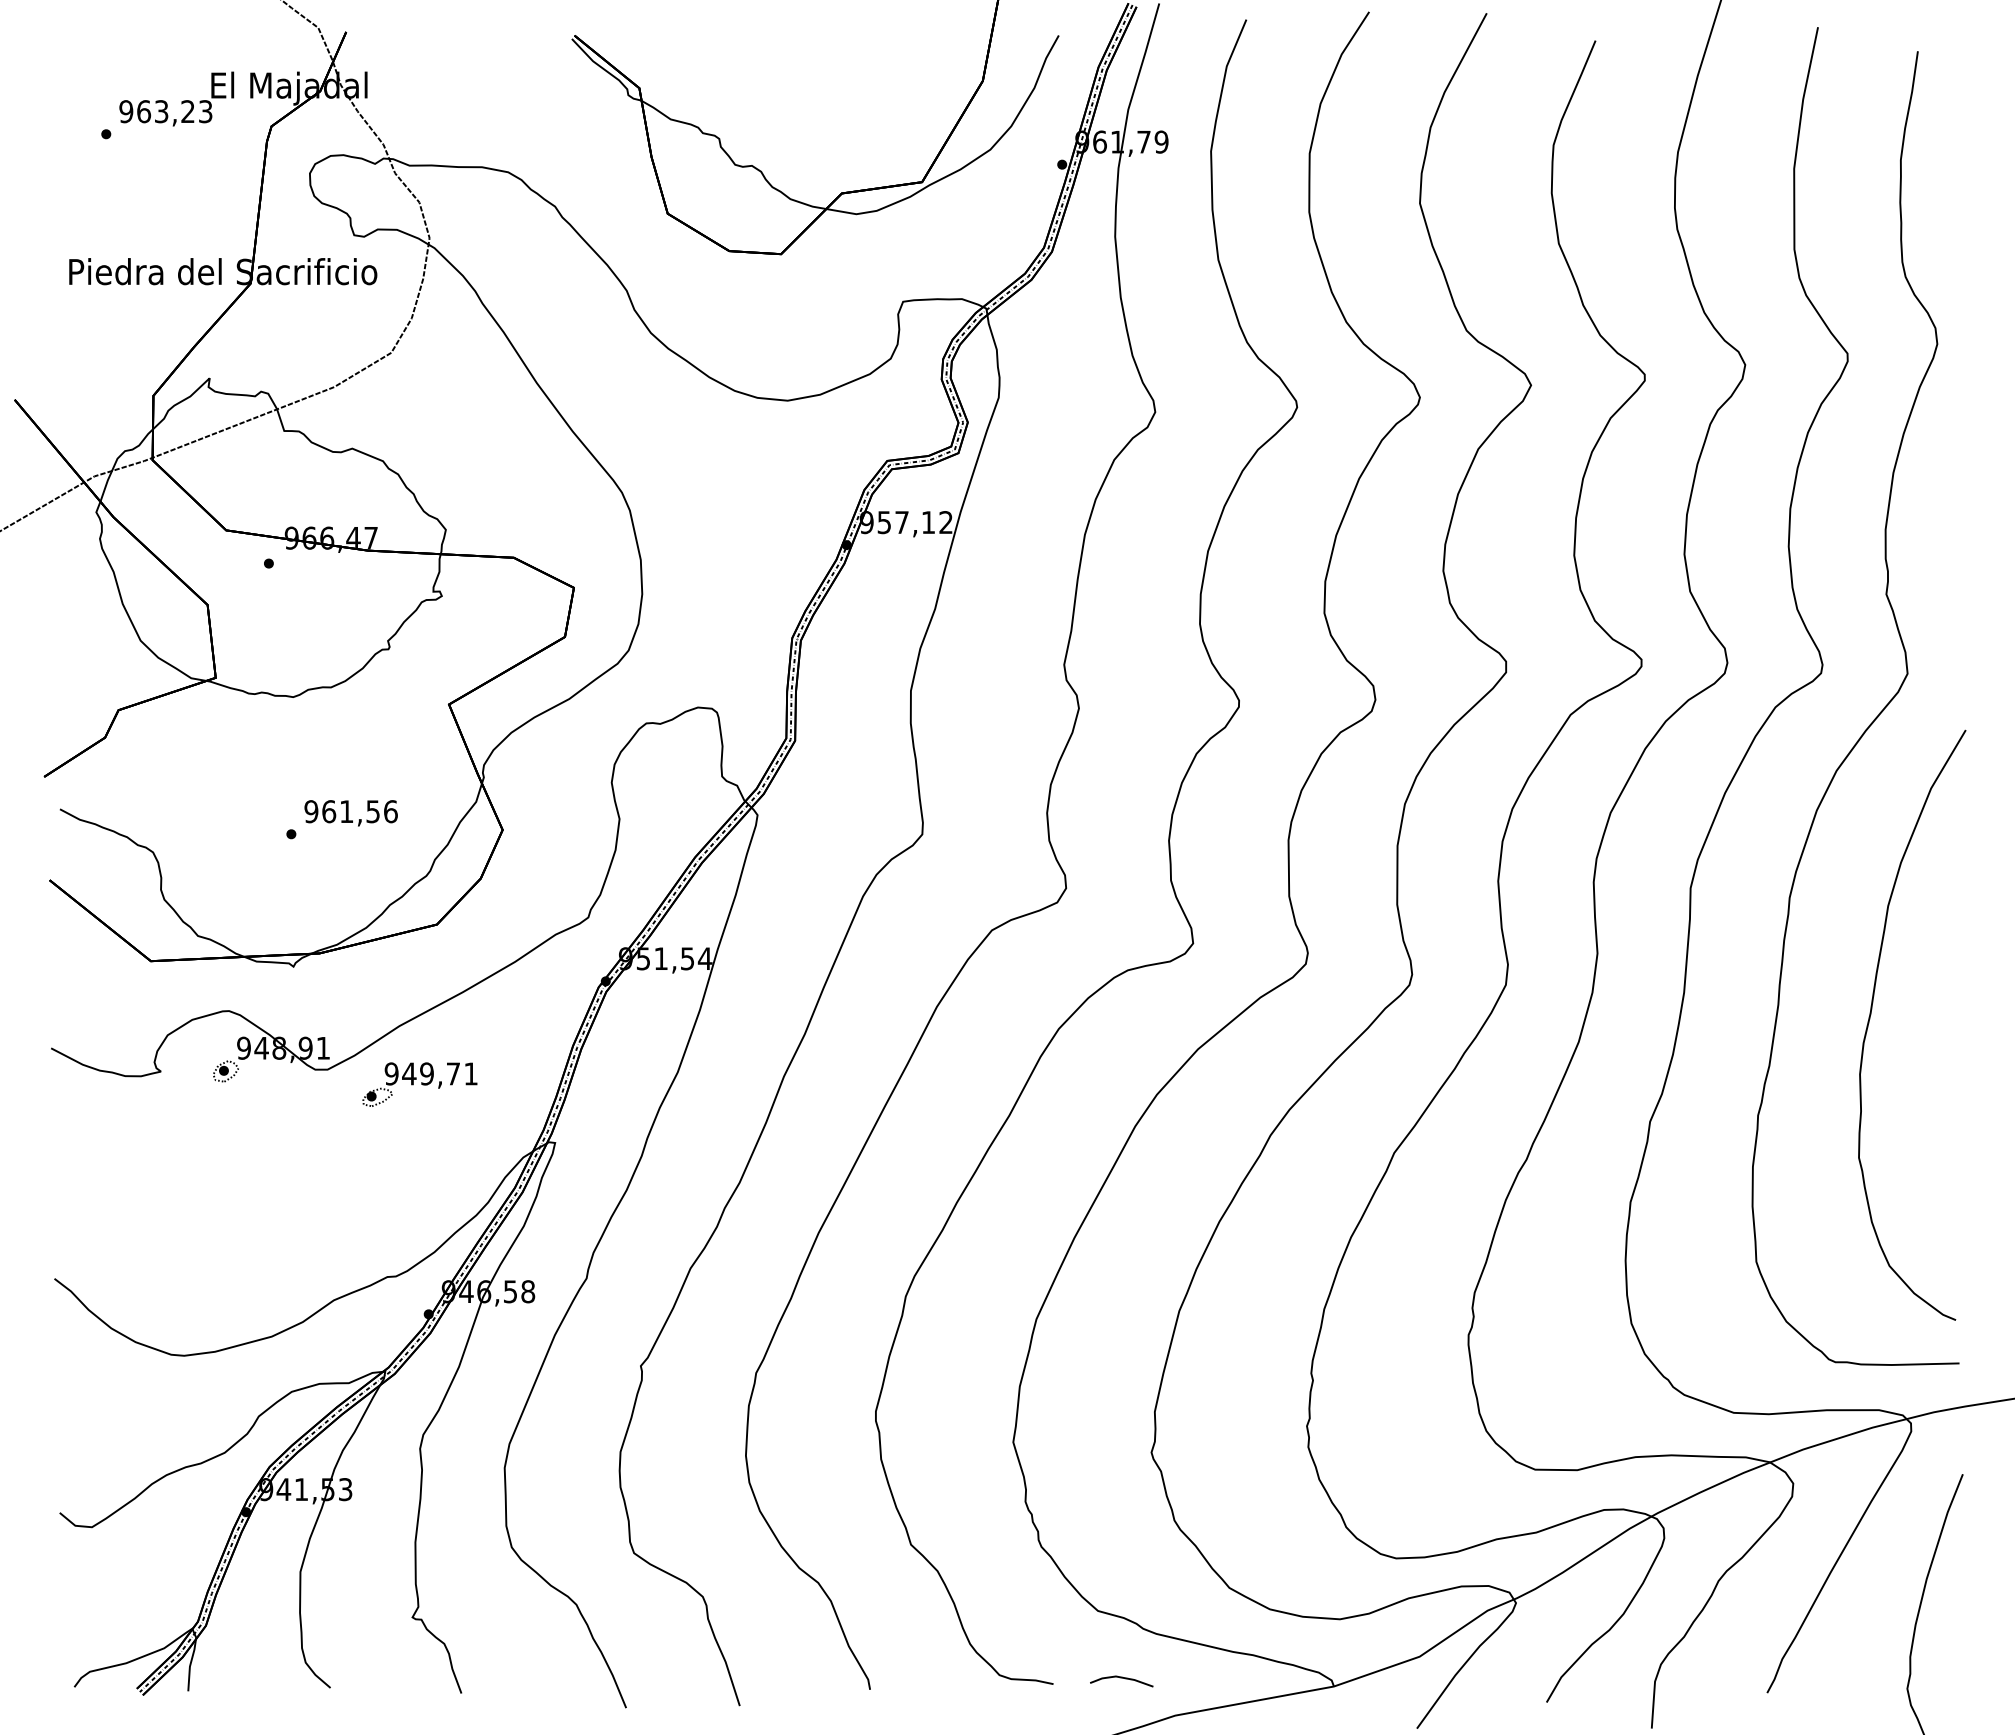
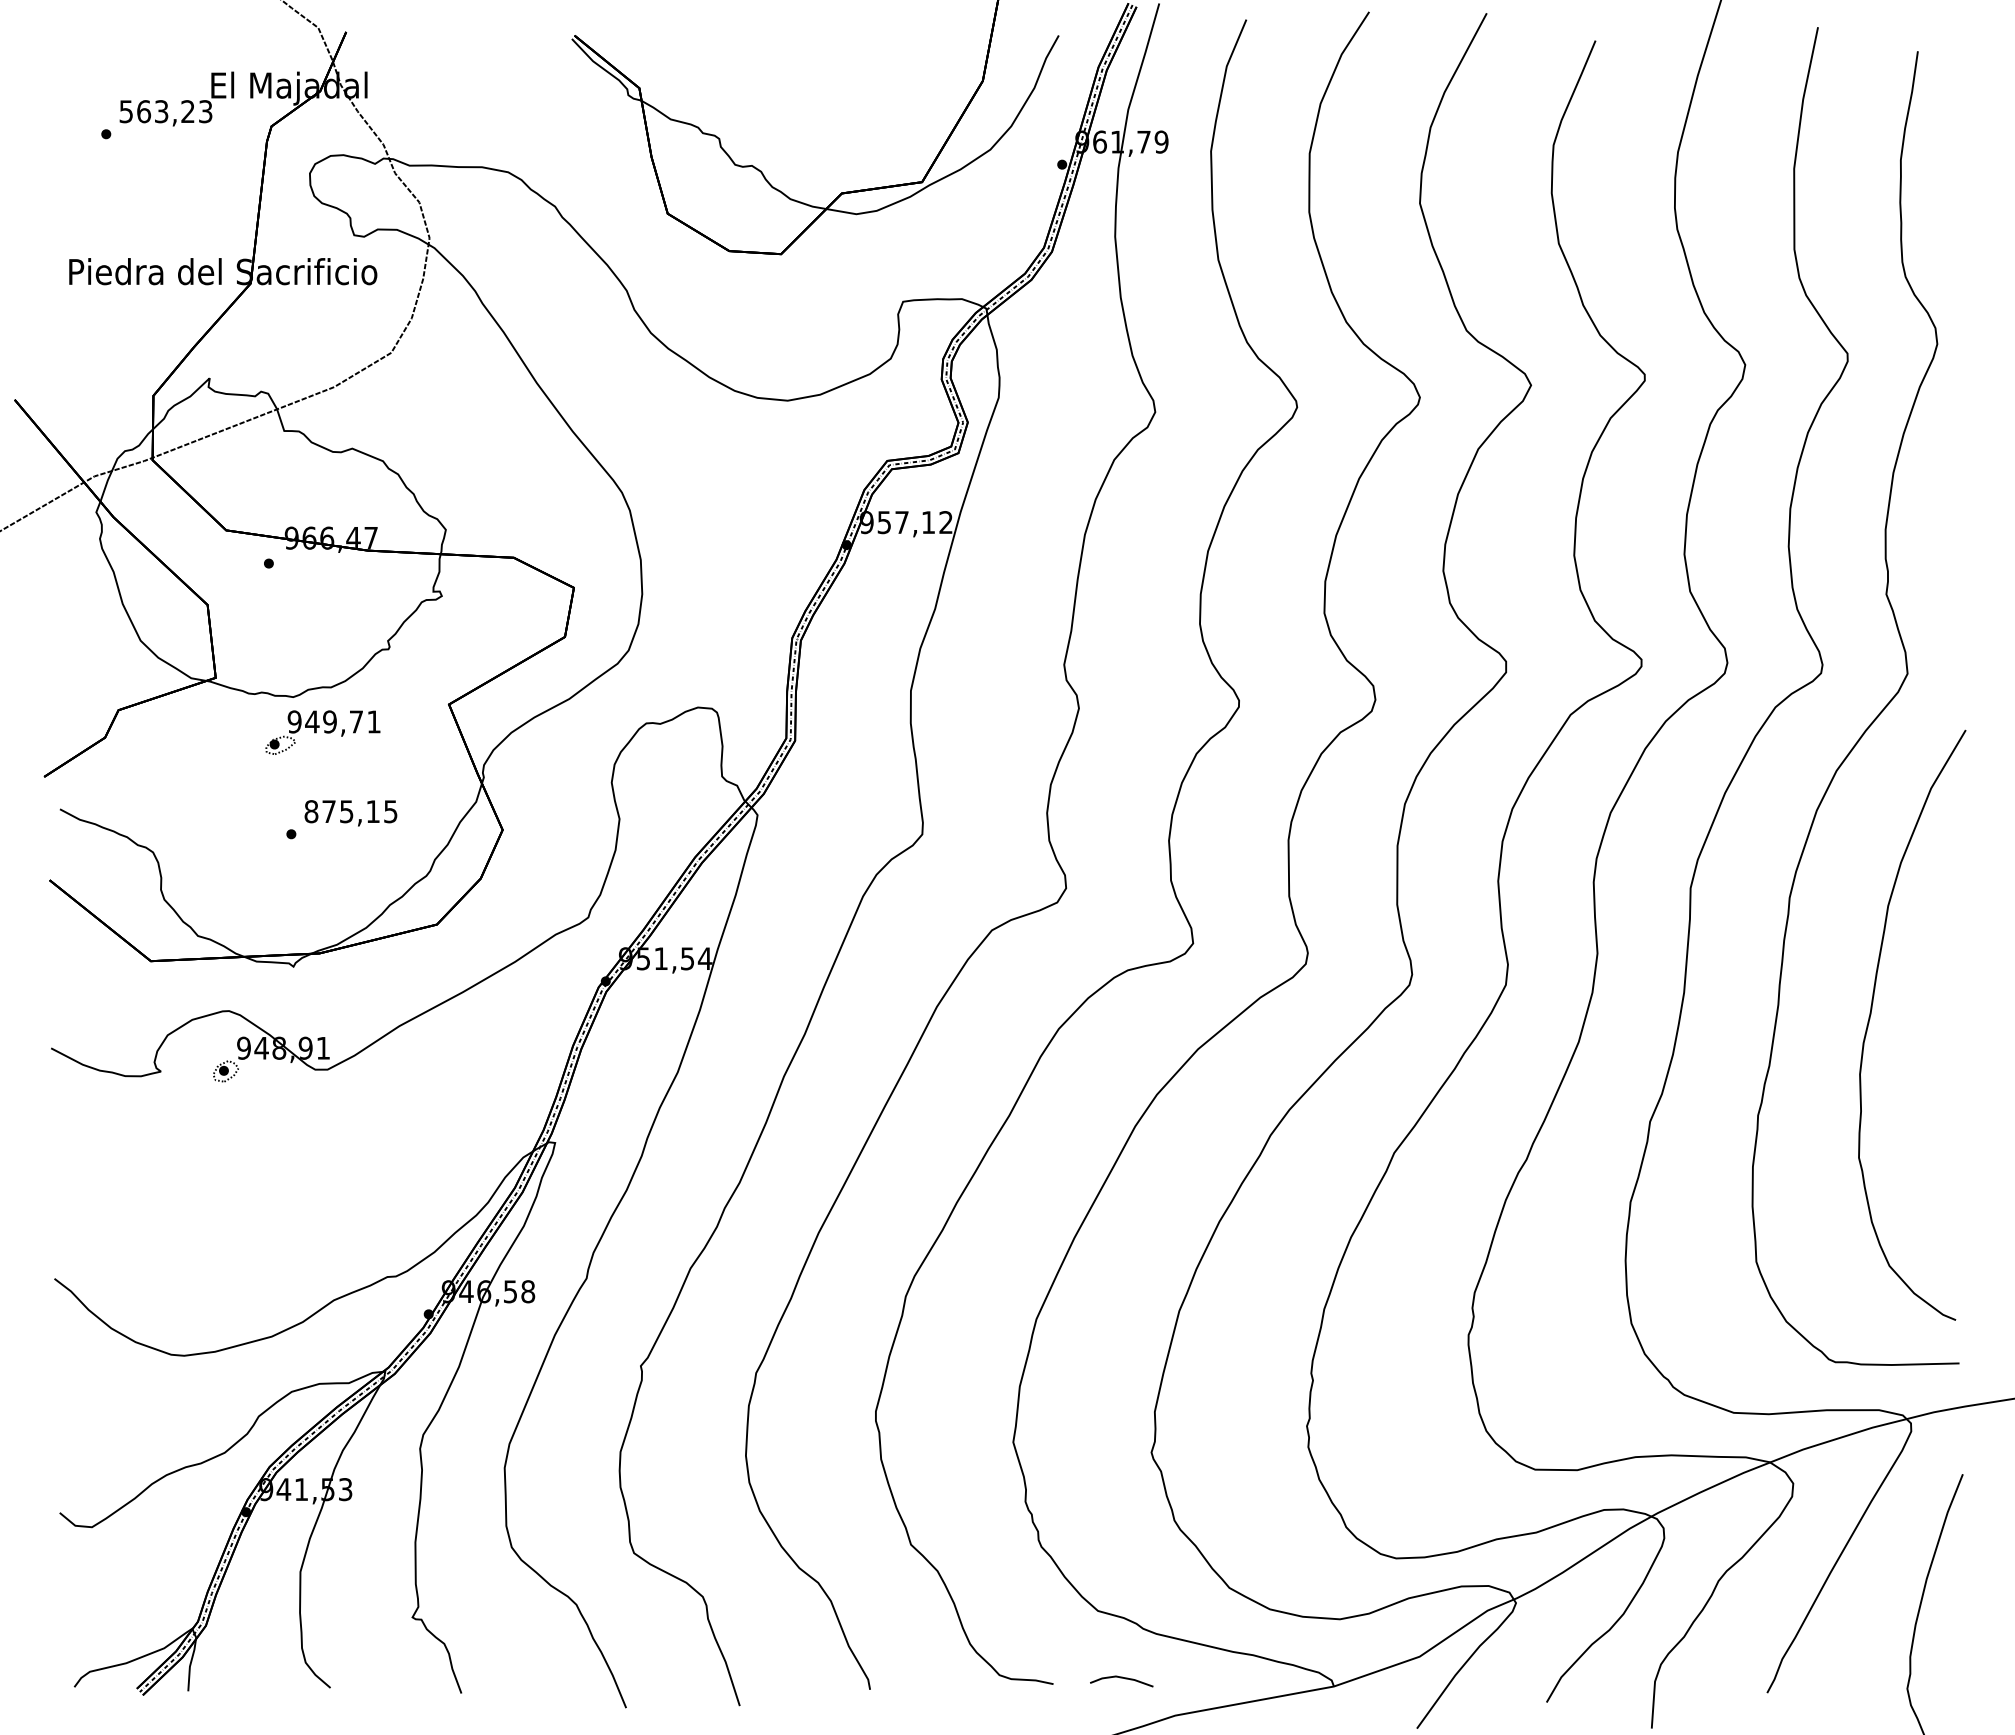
text: 963,23 -> 563,23 (126, 111)
text: 961,56 -> 875,15 (350, 811)
part position: (419, 1084) -> (322, 732) (322, 732)
